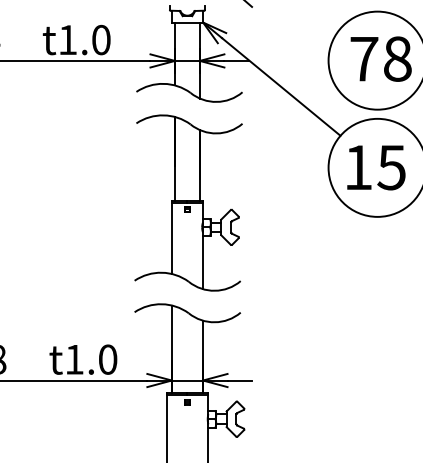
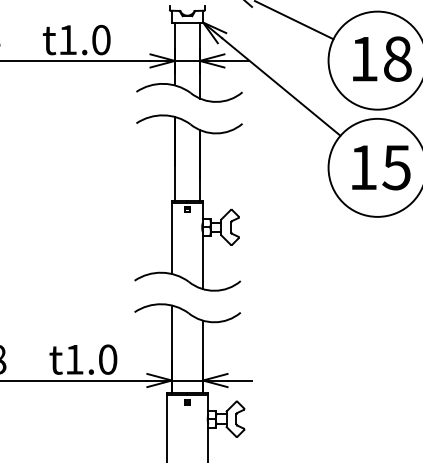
line: none -> present (295, 20)
text: 78 -> 18 (364, 59)
text position: (376, 167) -> (381, 167) (381, 167)
